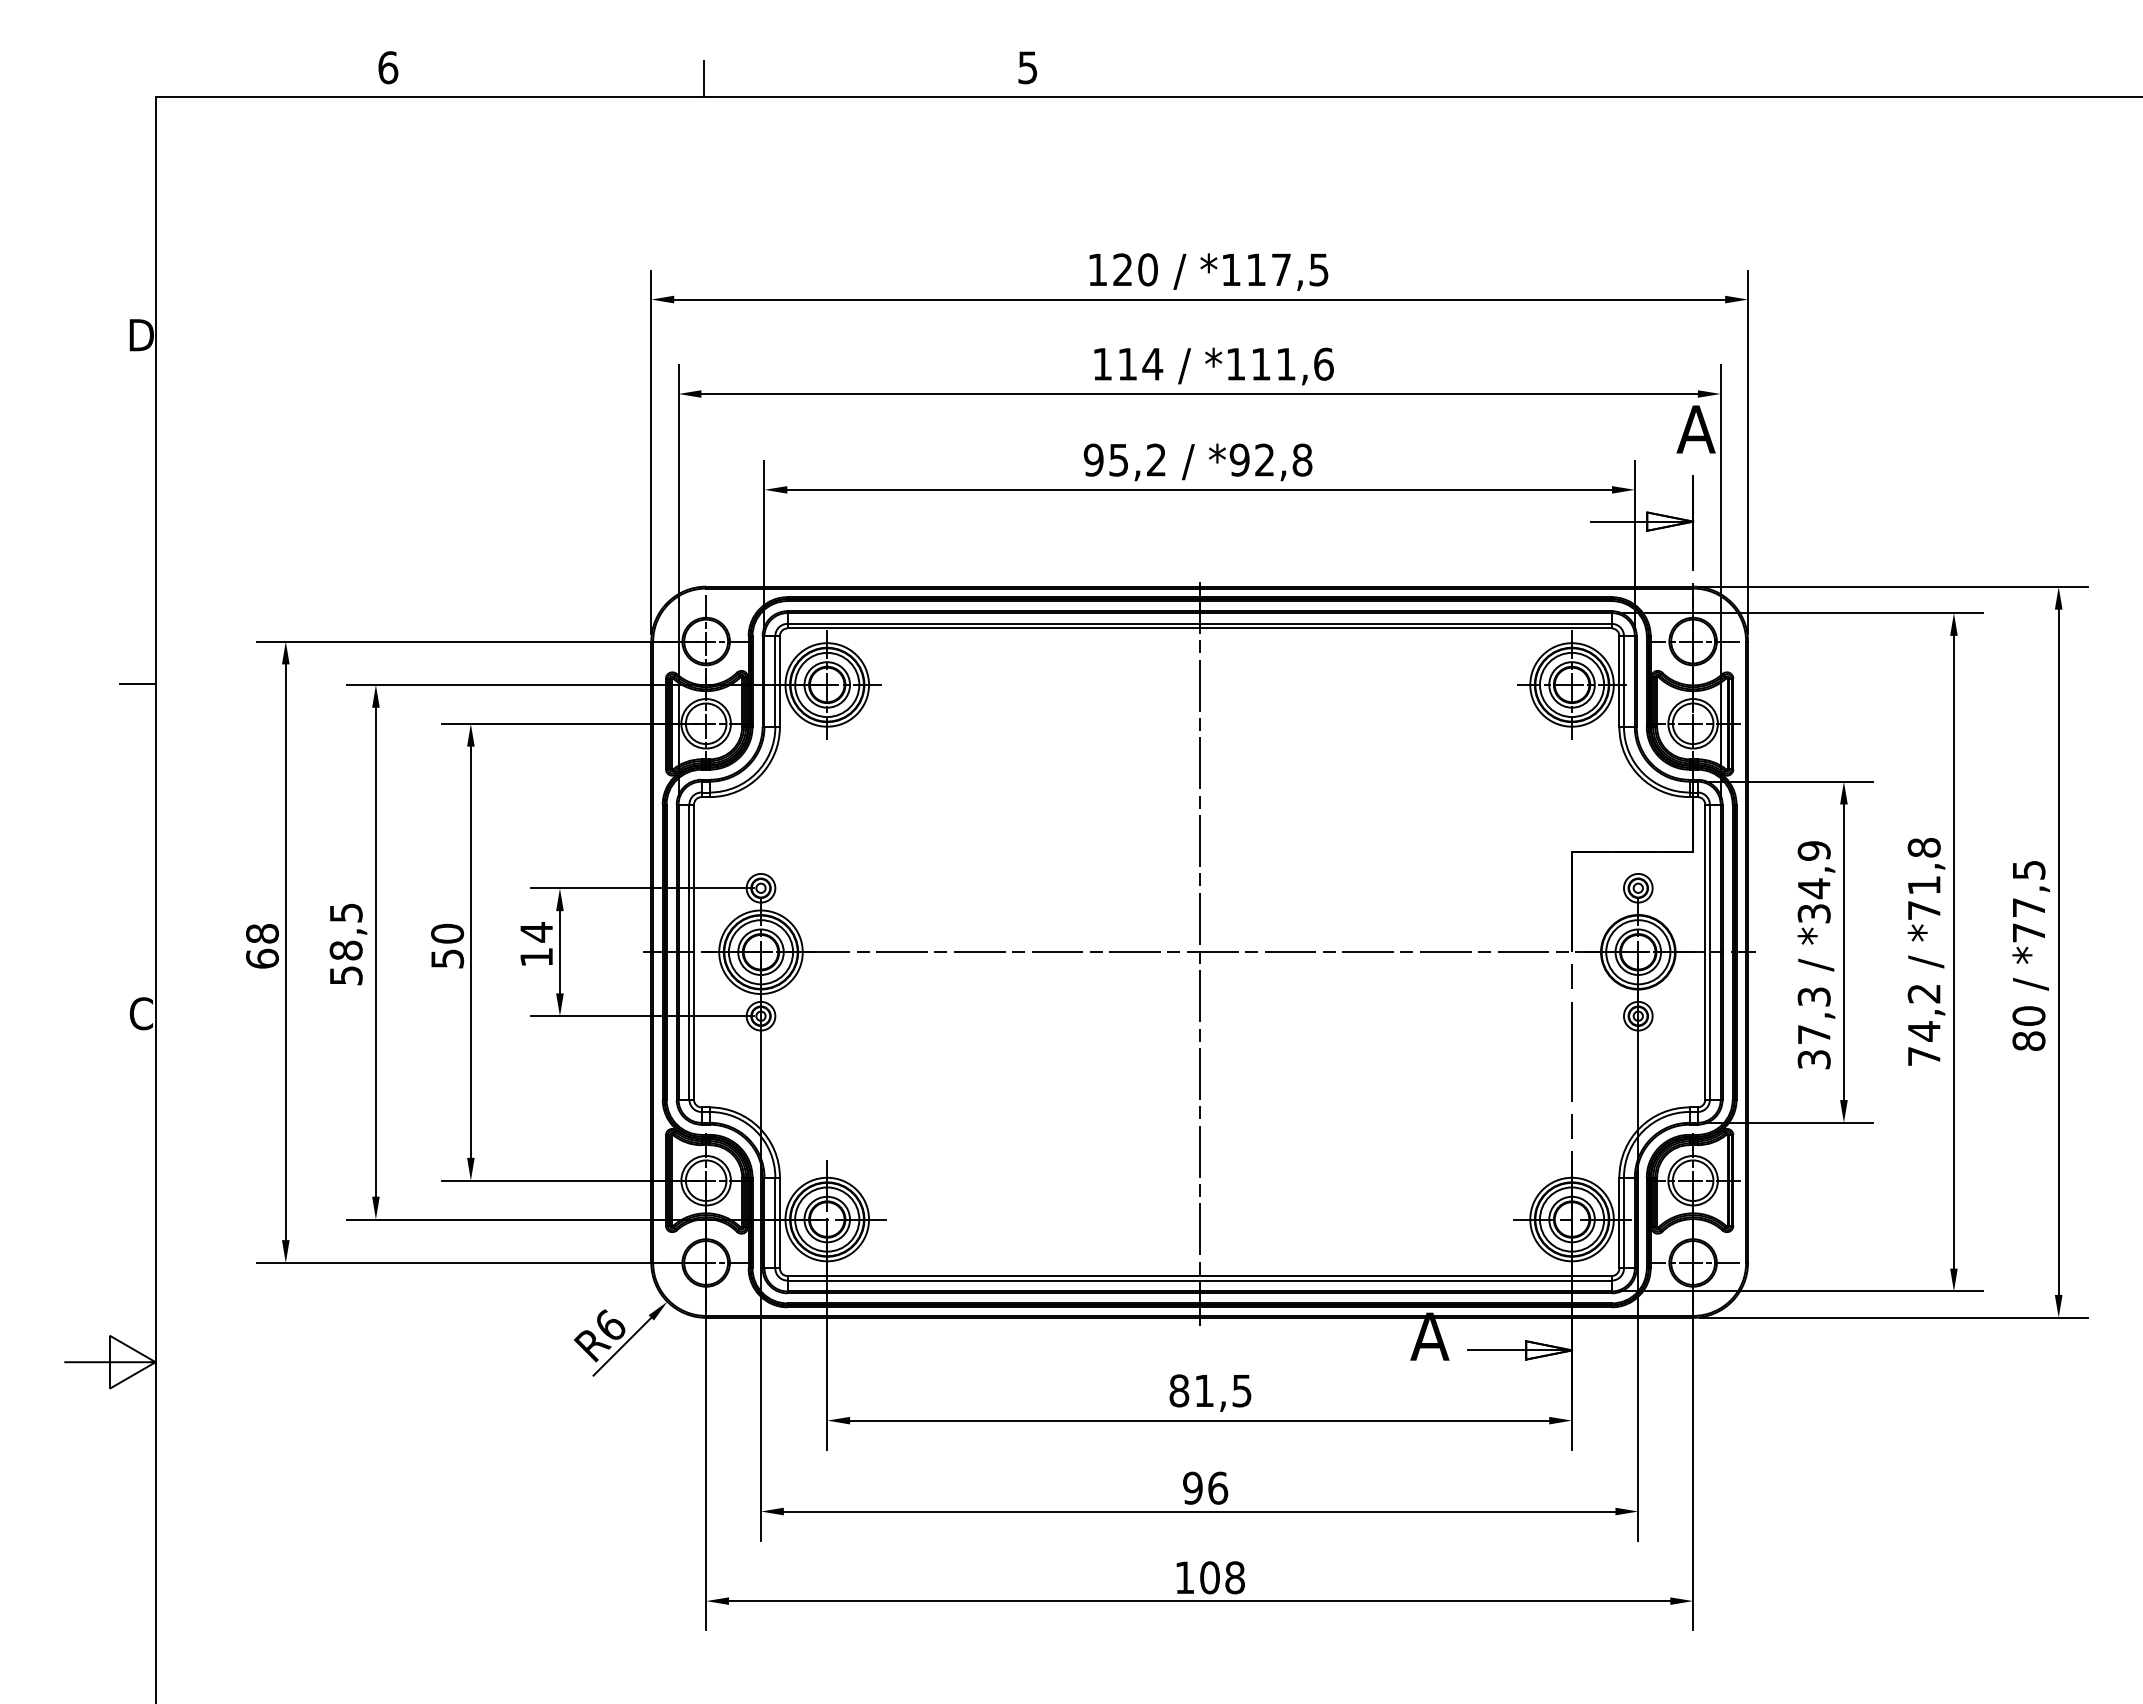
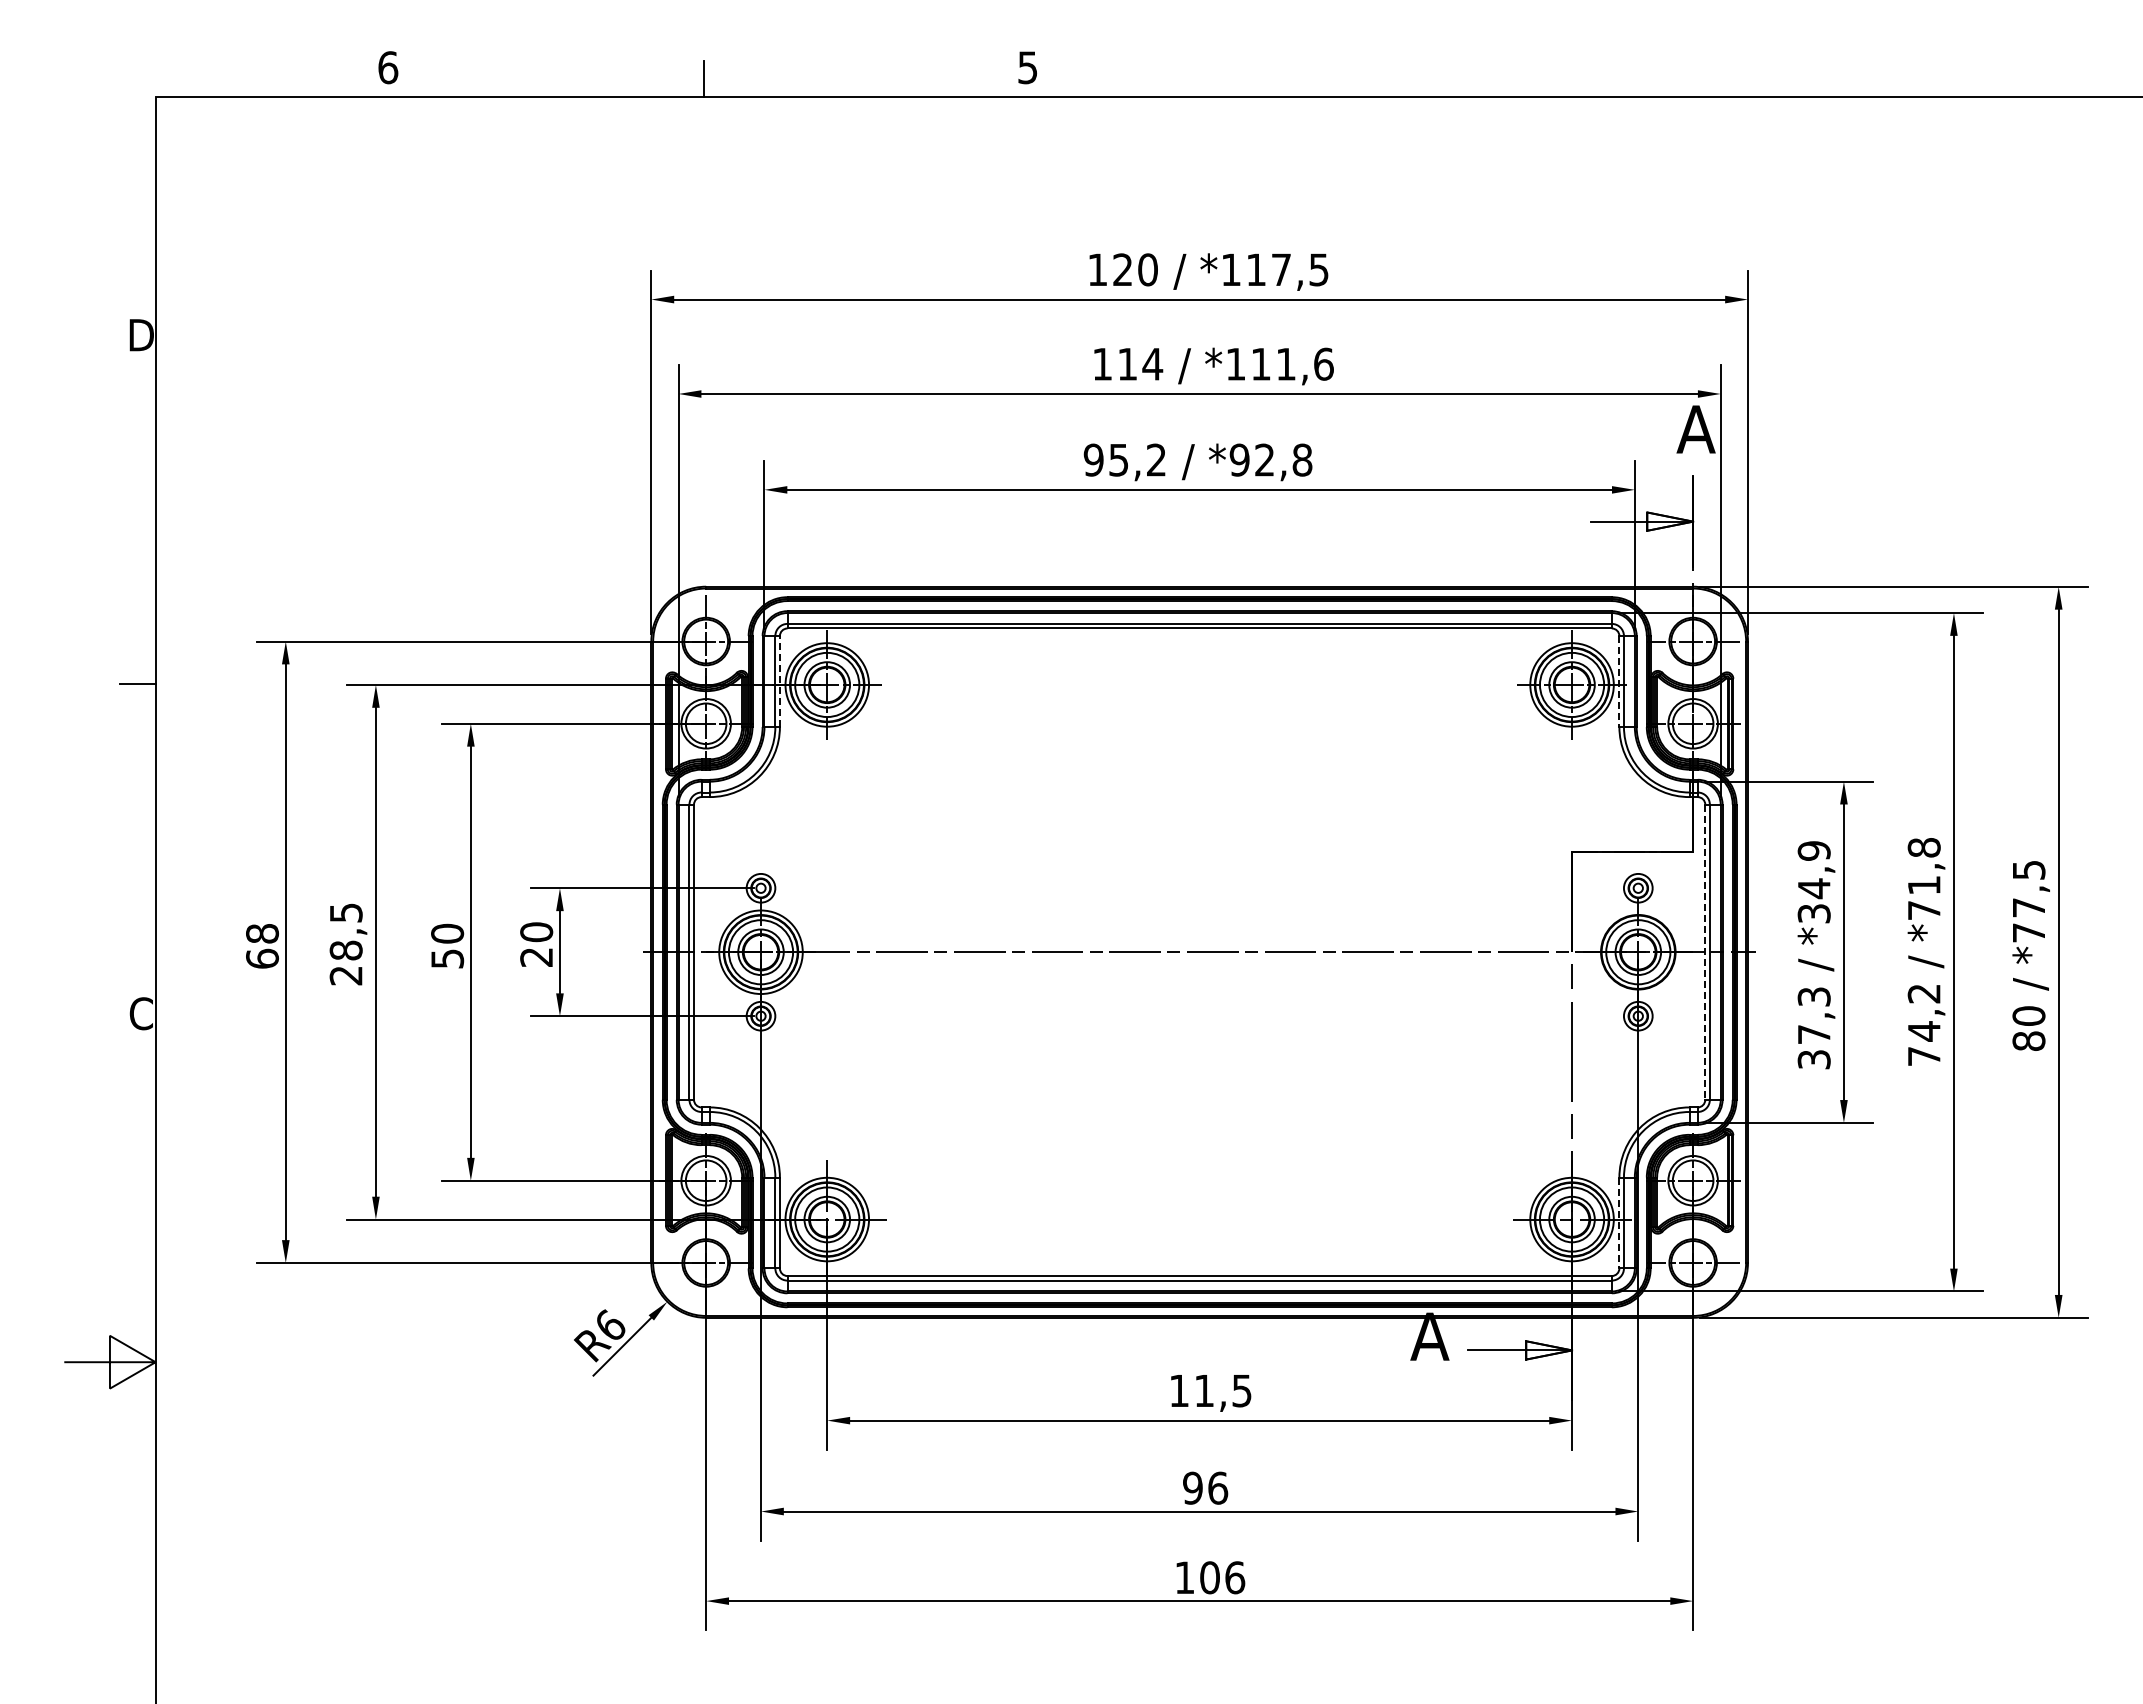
line: solid -> dashed (779, 681)
line: solid -> dashed (1619, 682)
text: 14 -> 20 (536, 943)
line: solid -> dashed (1705, 952)
line: present -> none (1199, 953)
text: 58,5 -> 28,5 (345, 975)
line: solid -> dashed (1619, 1223)
text: 81,5 -> 11,5 (1179, 1390)
text: 108 -> 106 (1235, 1577)
